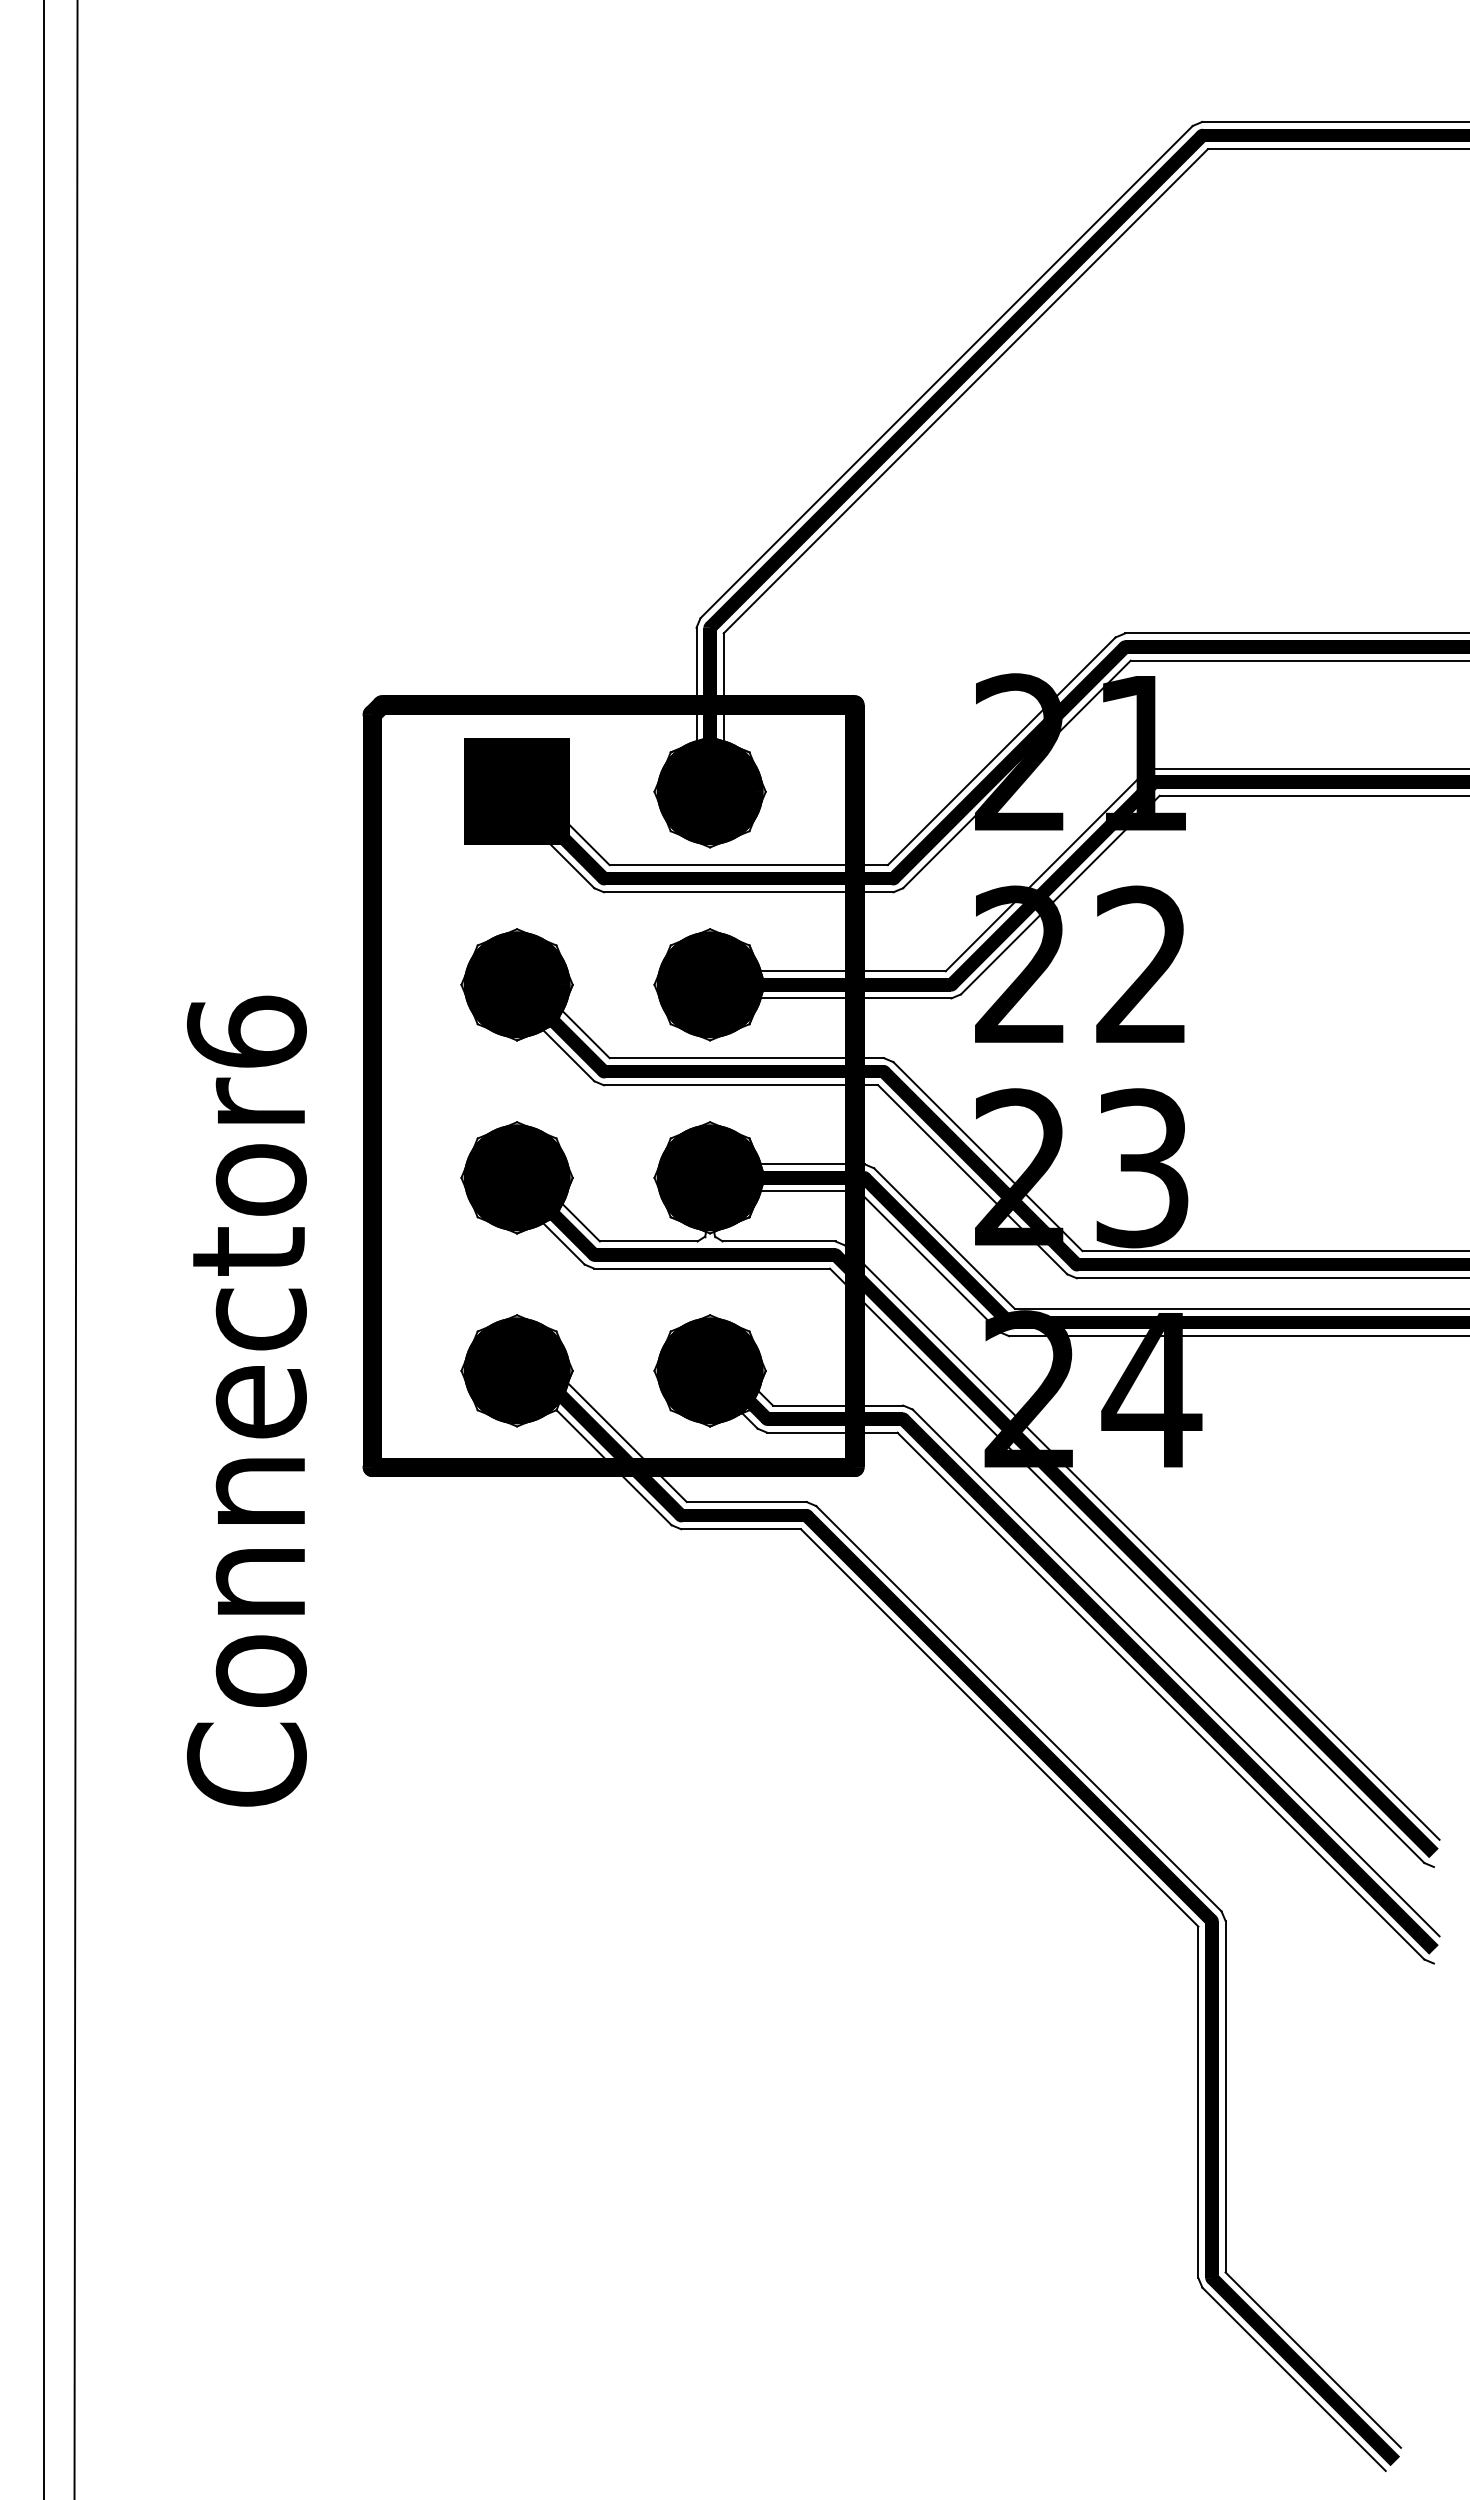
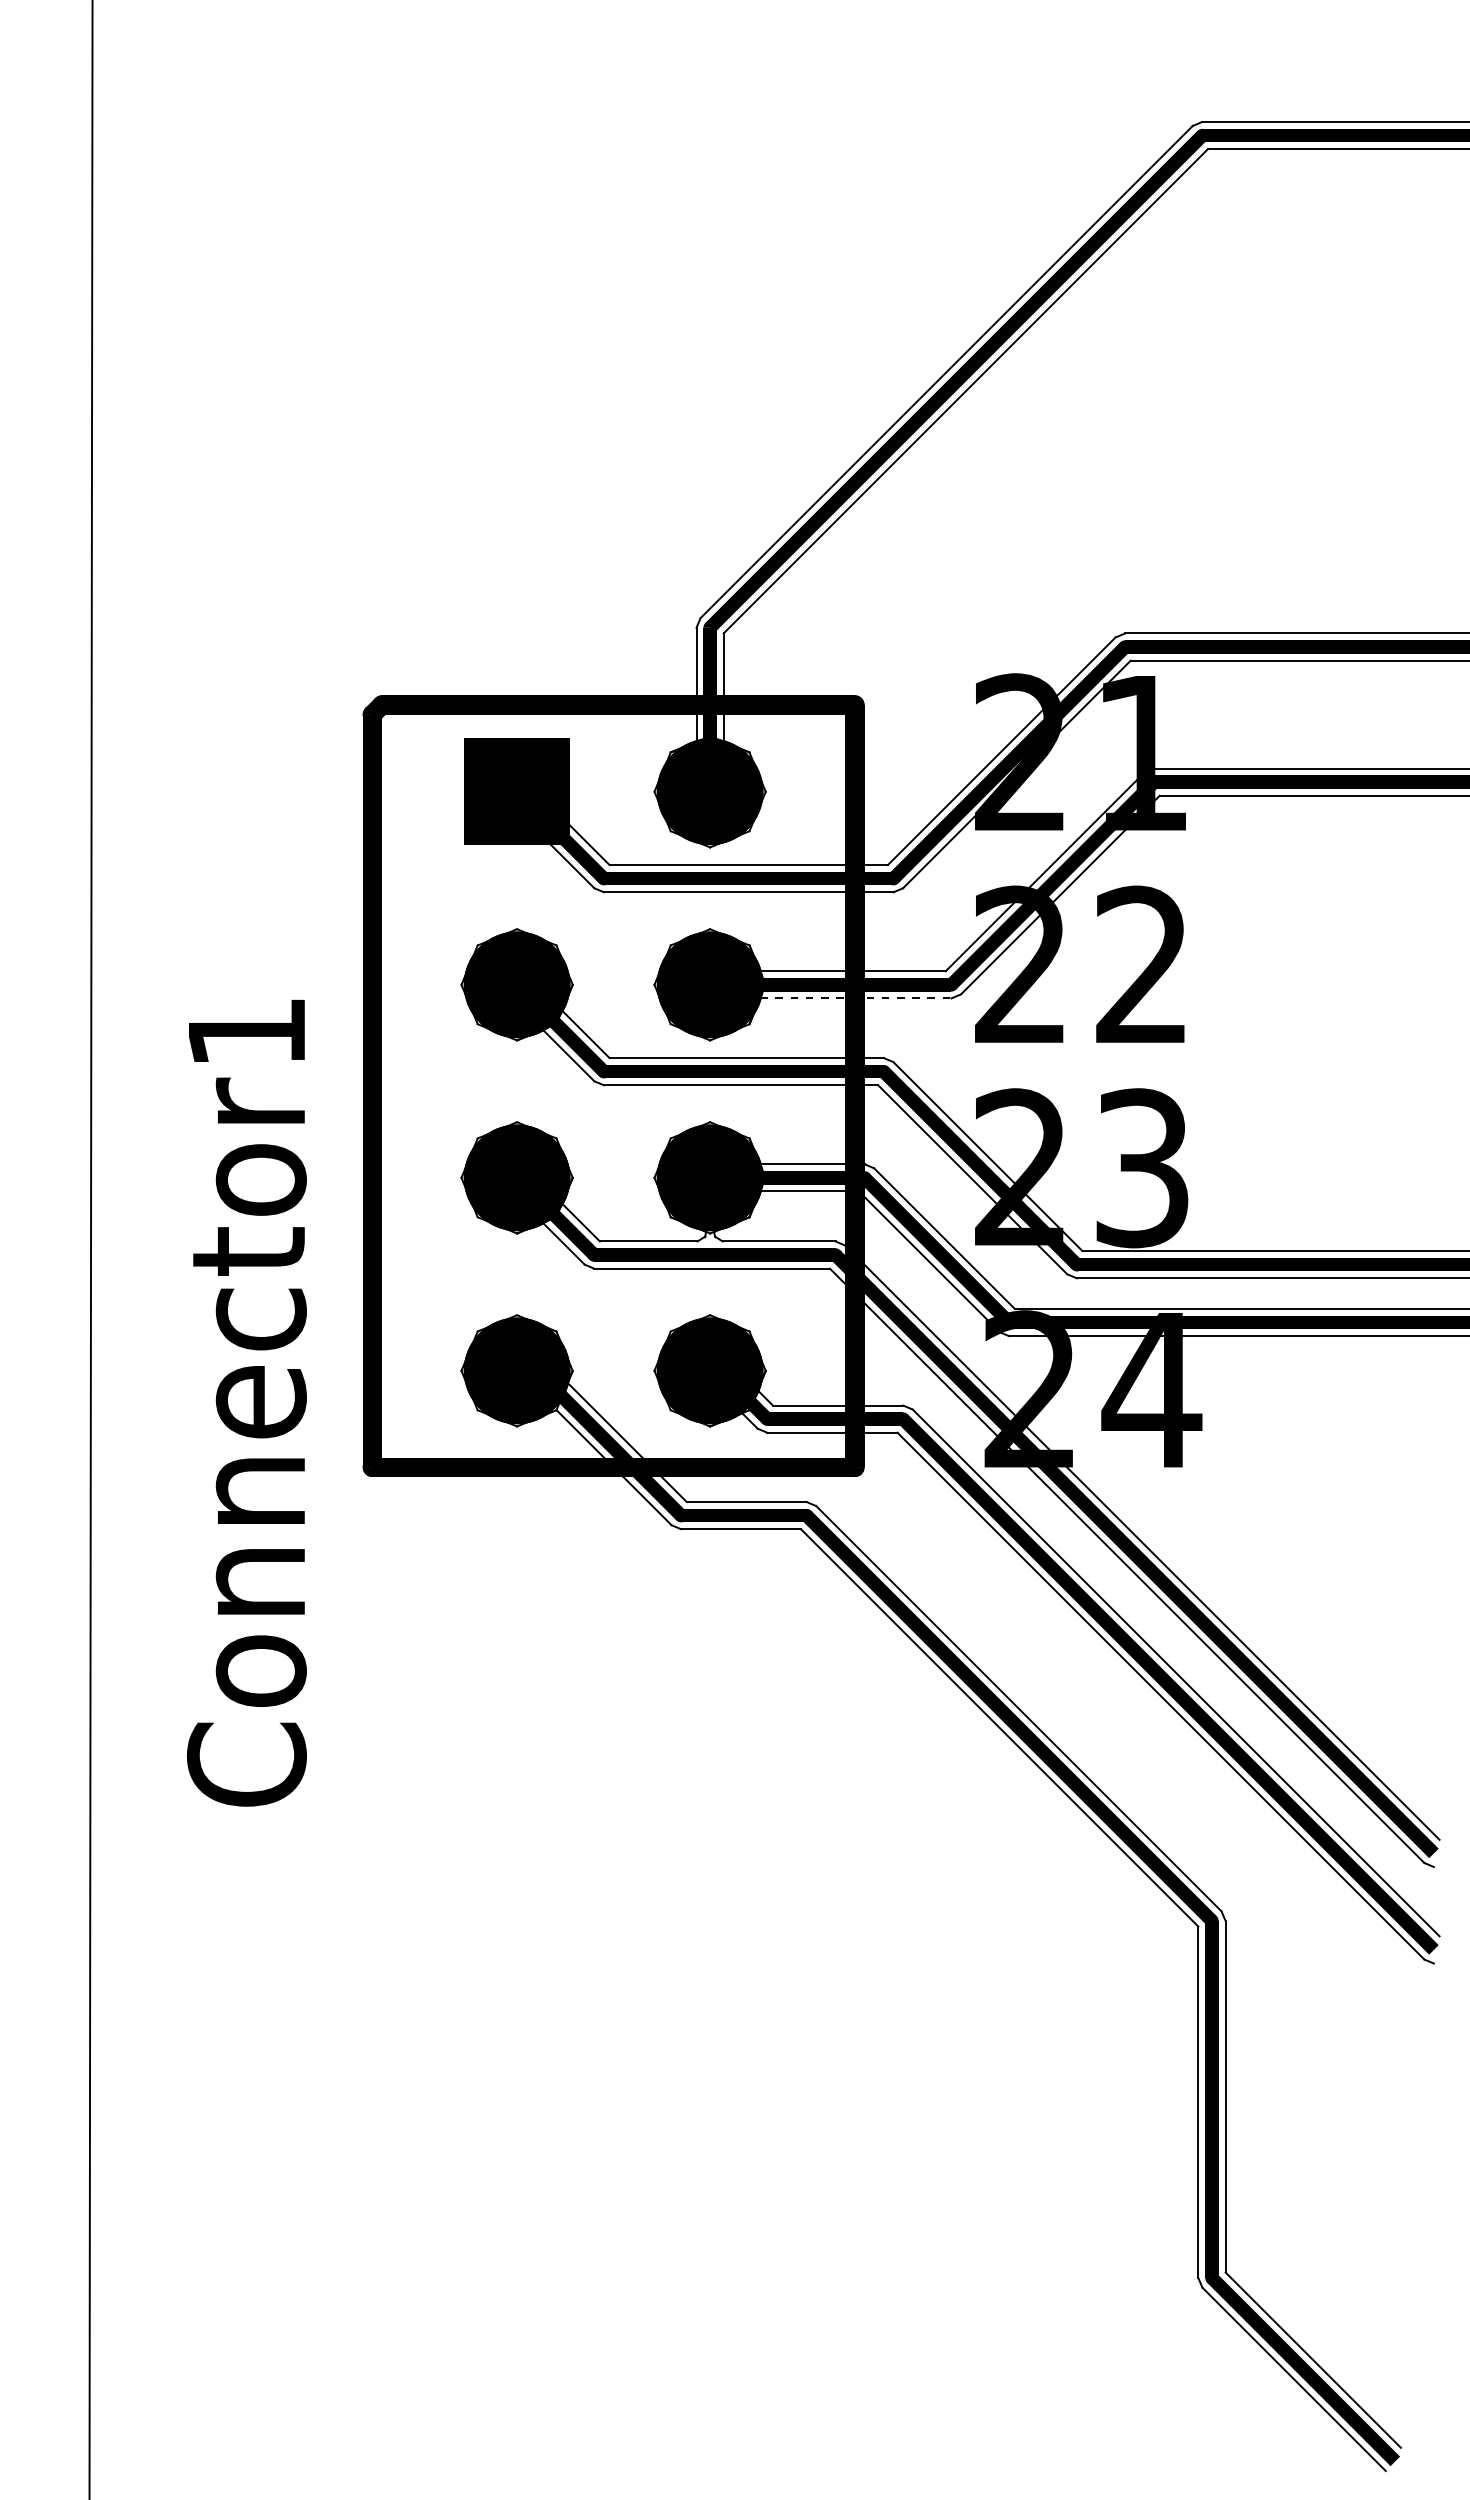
line: solid -> dashed (855, 998)
text: Connector6 -> Connector1 (246, 1031)
line: present -> none (44, 1249)
line position: (75, 1249) -> (90, 1249) (90, 1249)
